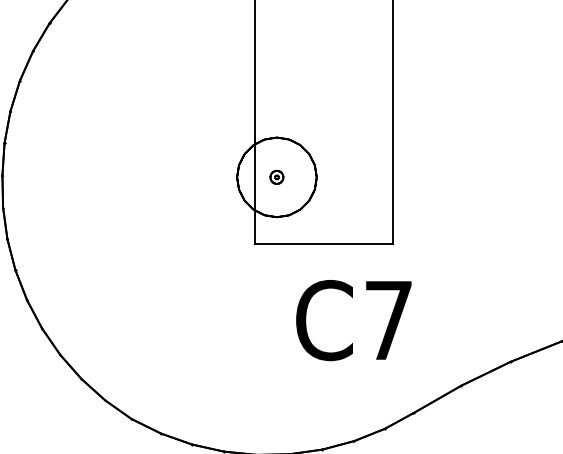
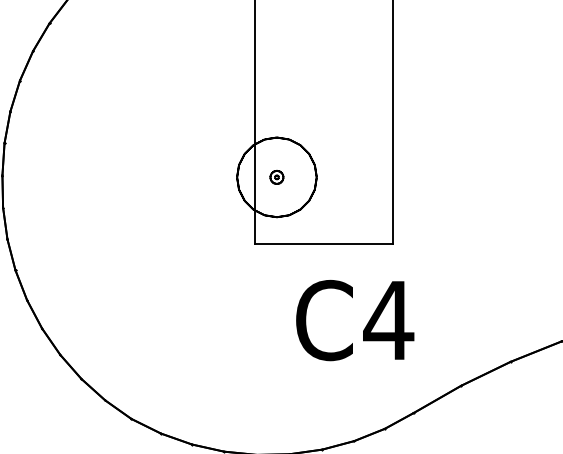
text: C7 -> C4 (388, 320)
